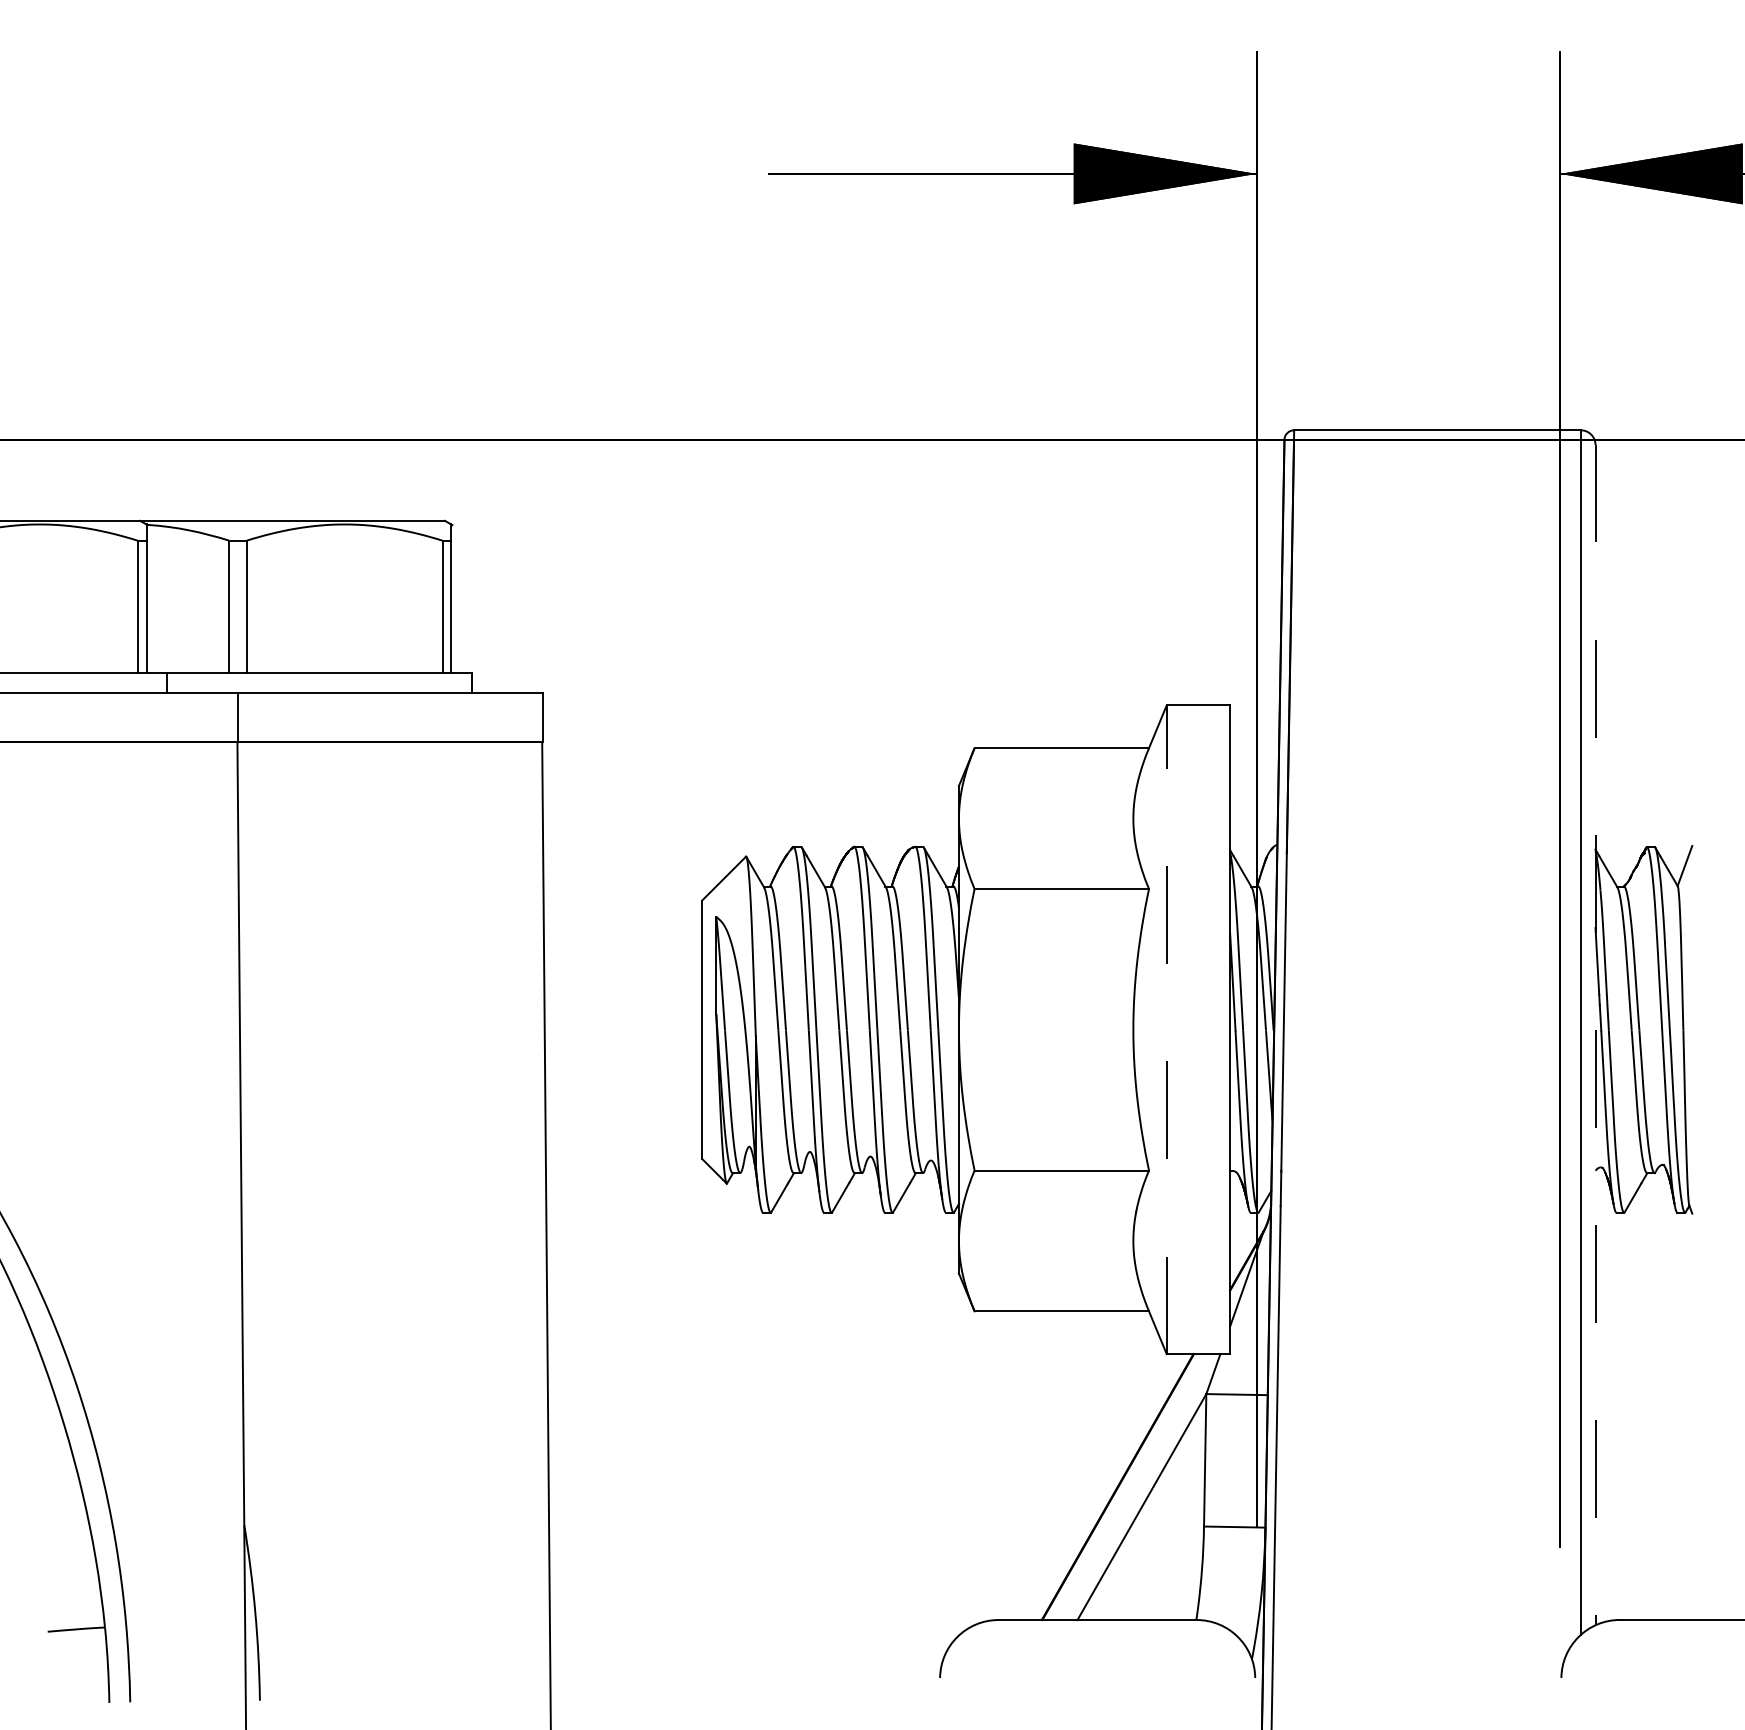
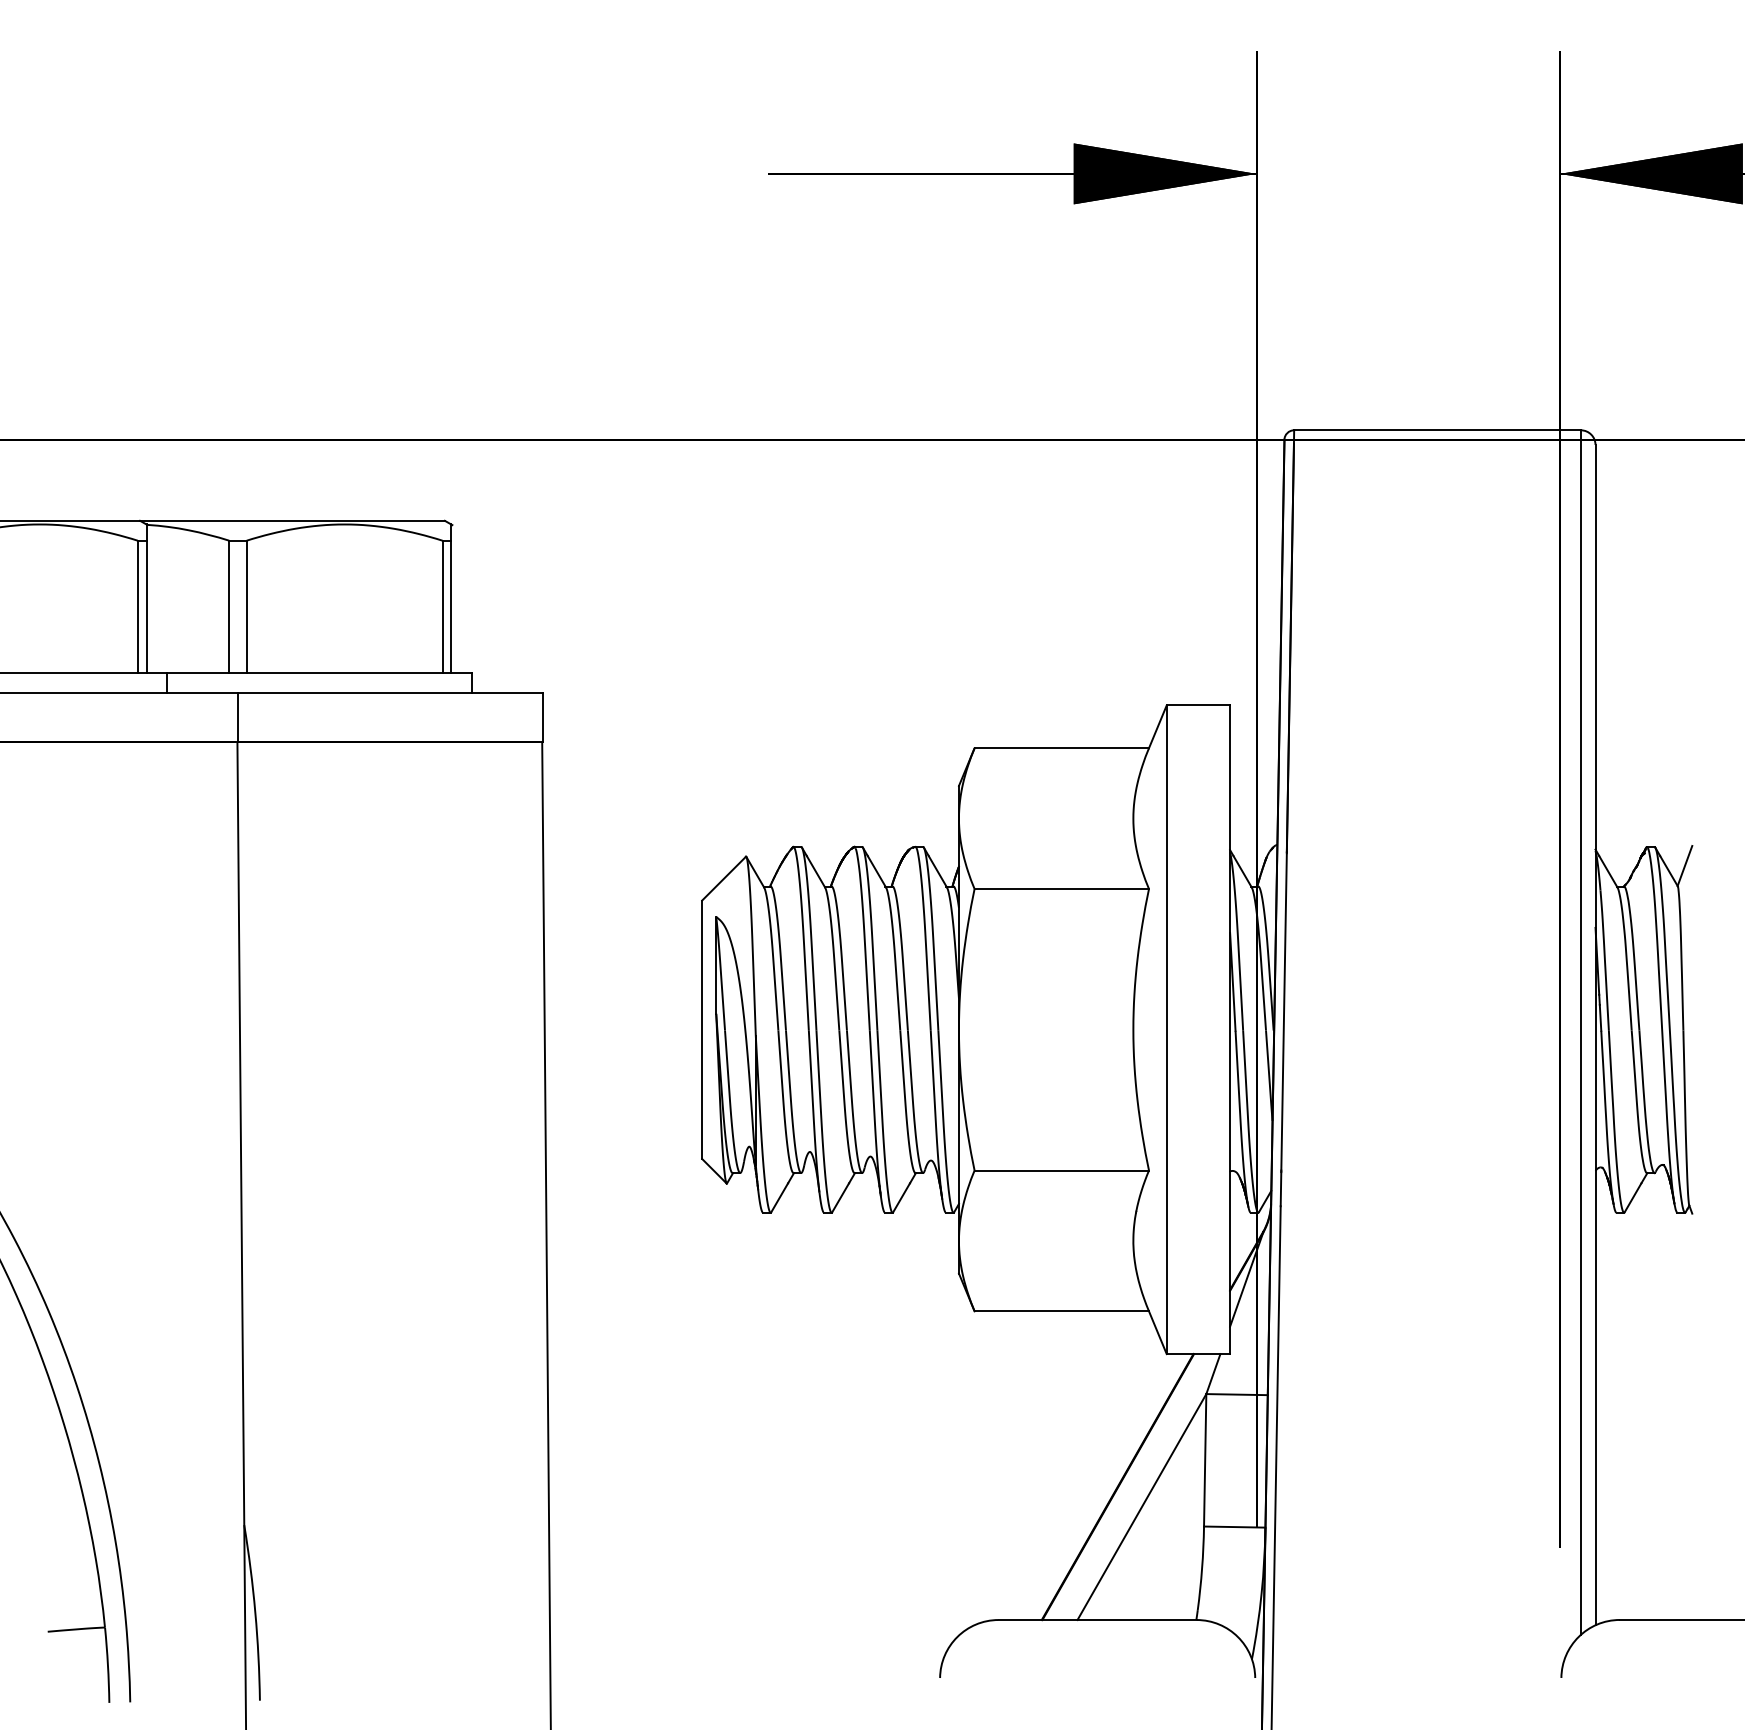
line: dashed -> solid (1166, 1029)
line: dashed -> solid (1595, 1035)
